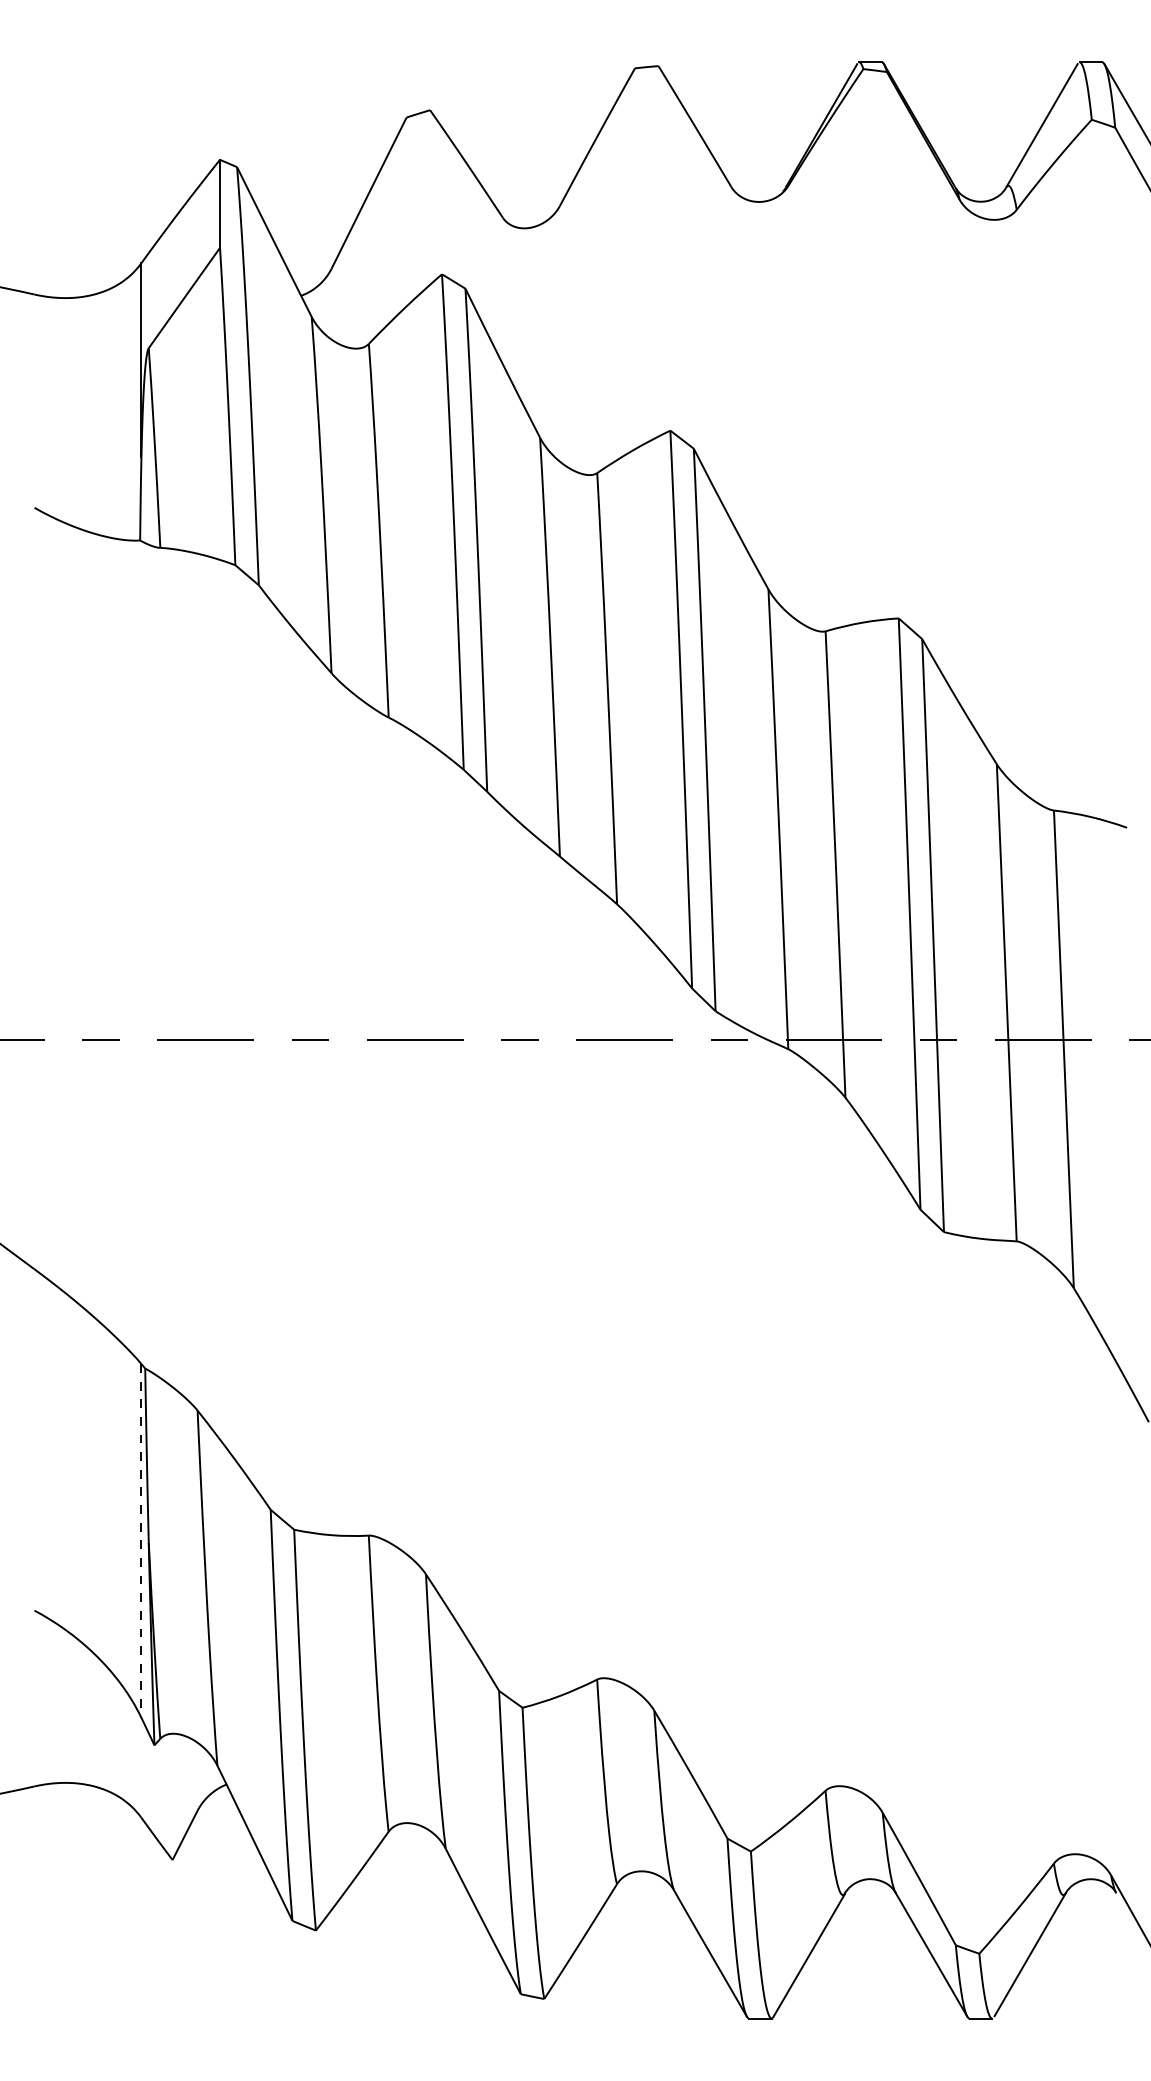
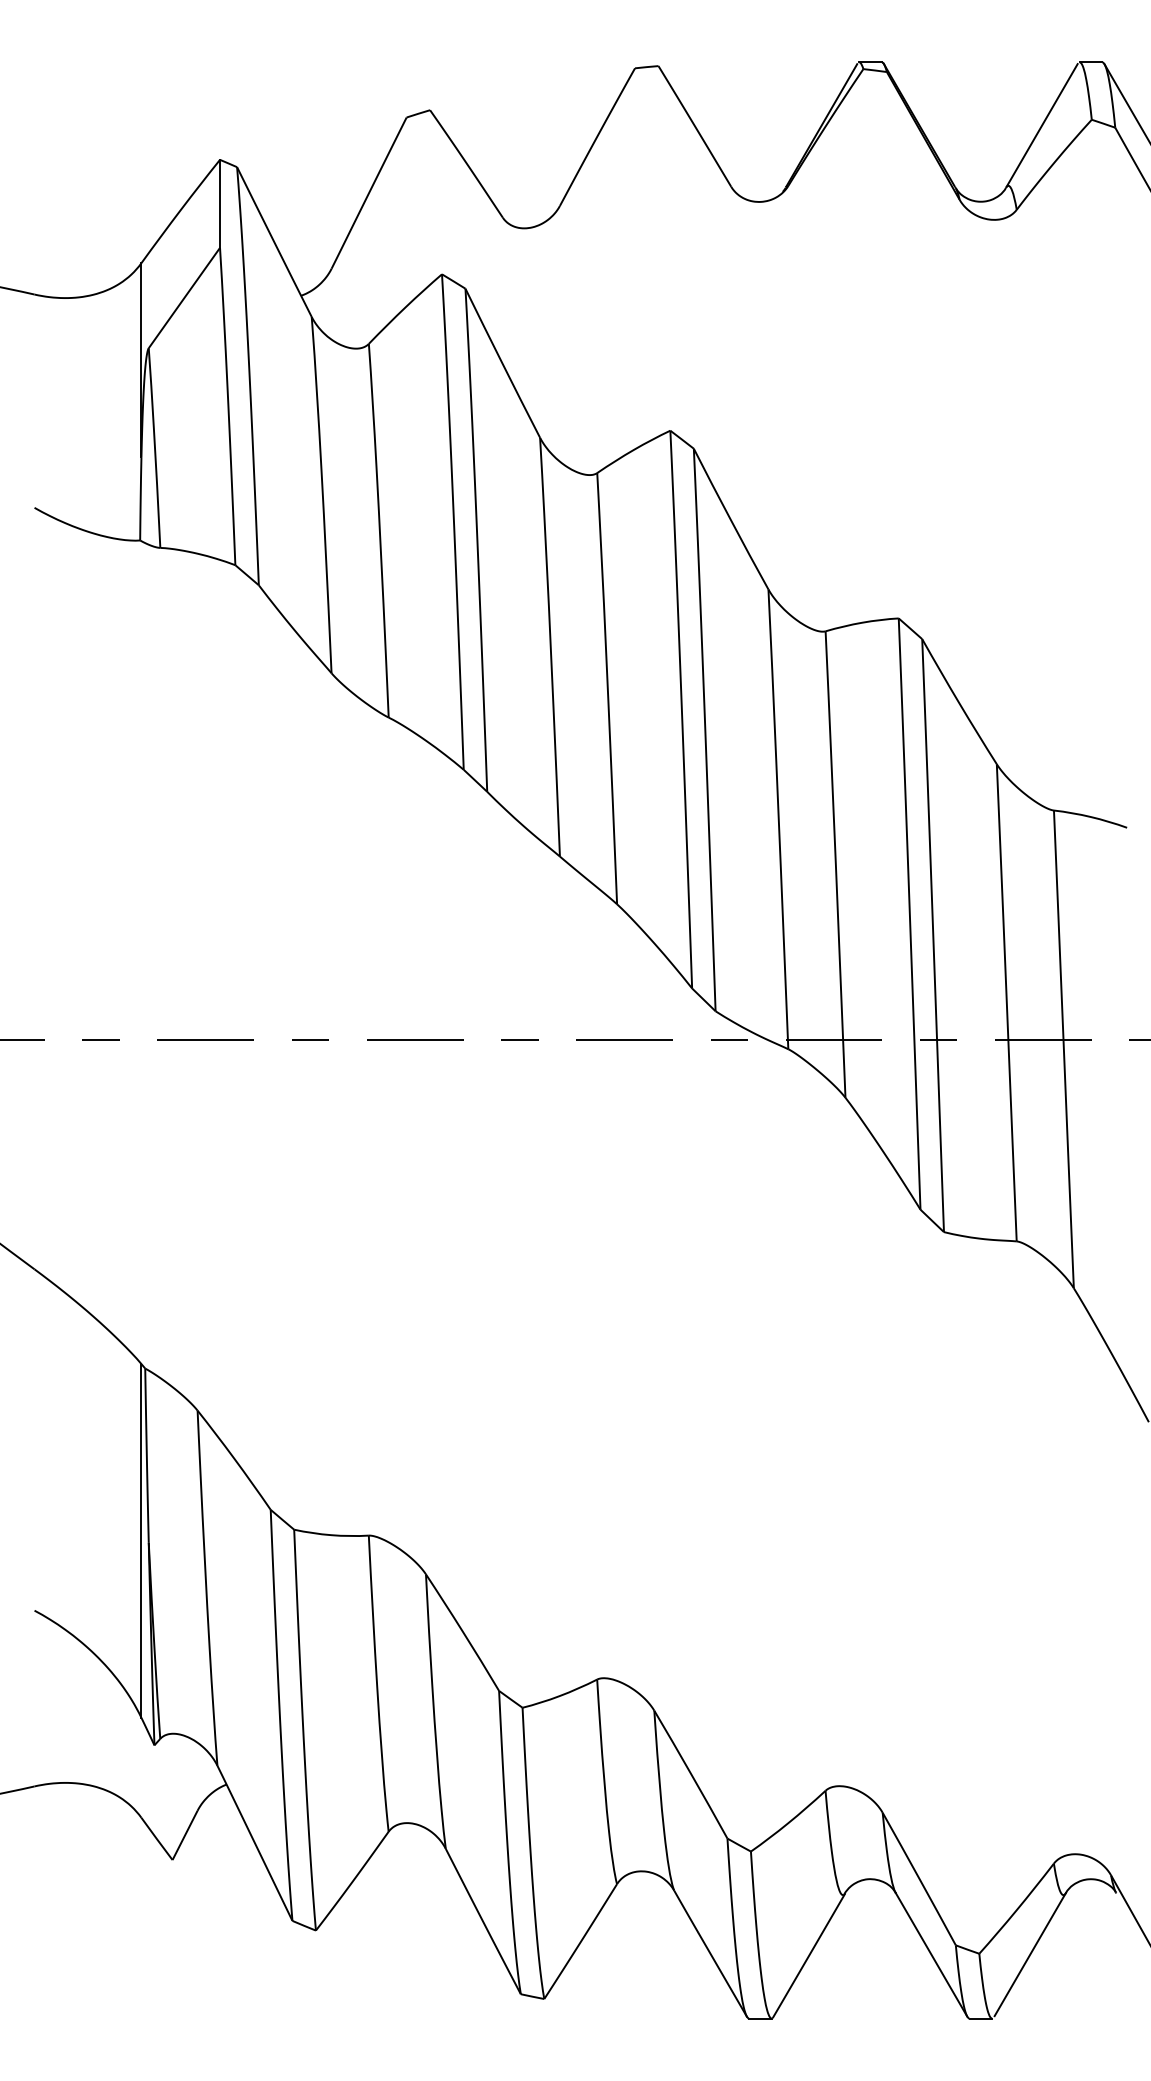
line: dashed -> solid (141, 1540)
